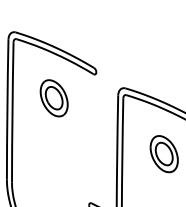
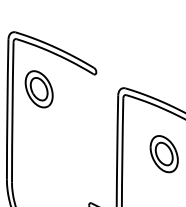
part position: (53, 98) -> (38, 89) (38, 89)
